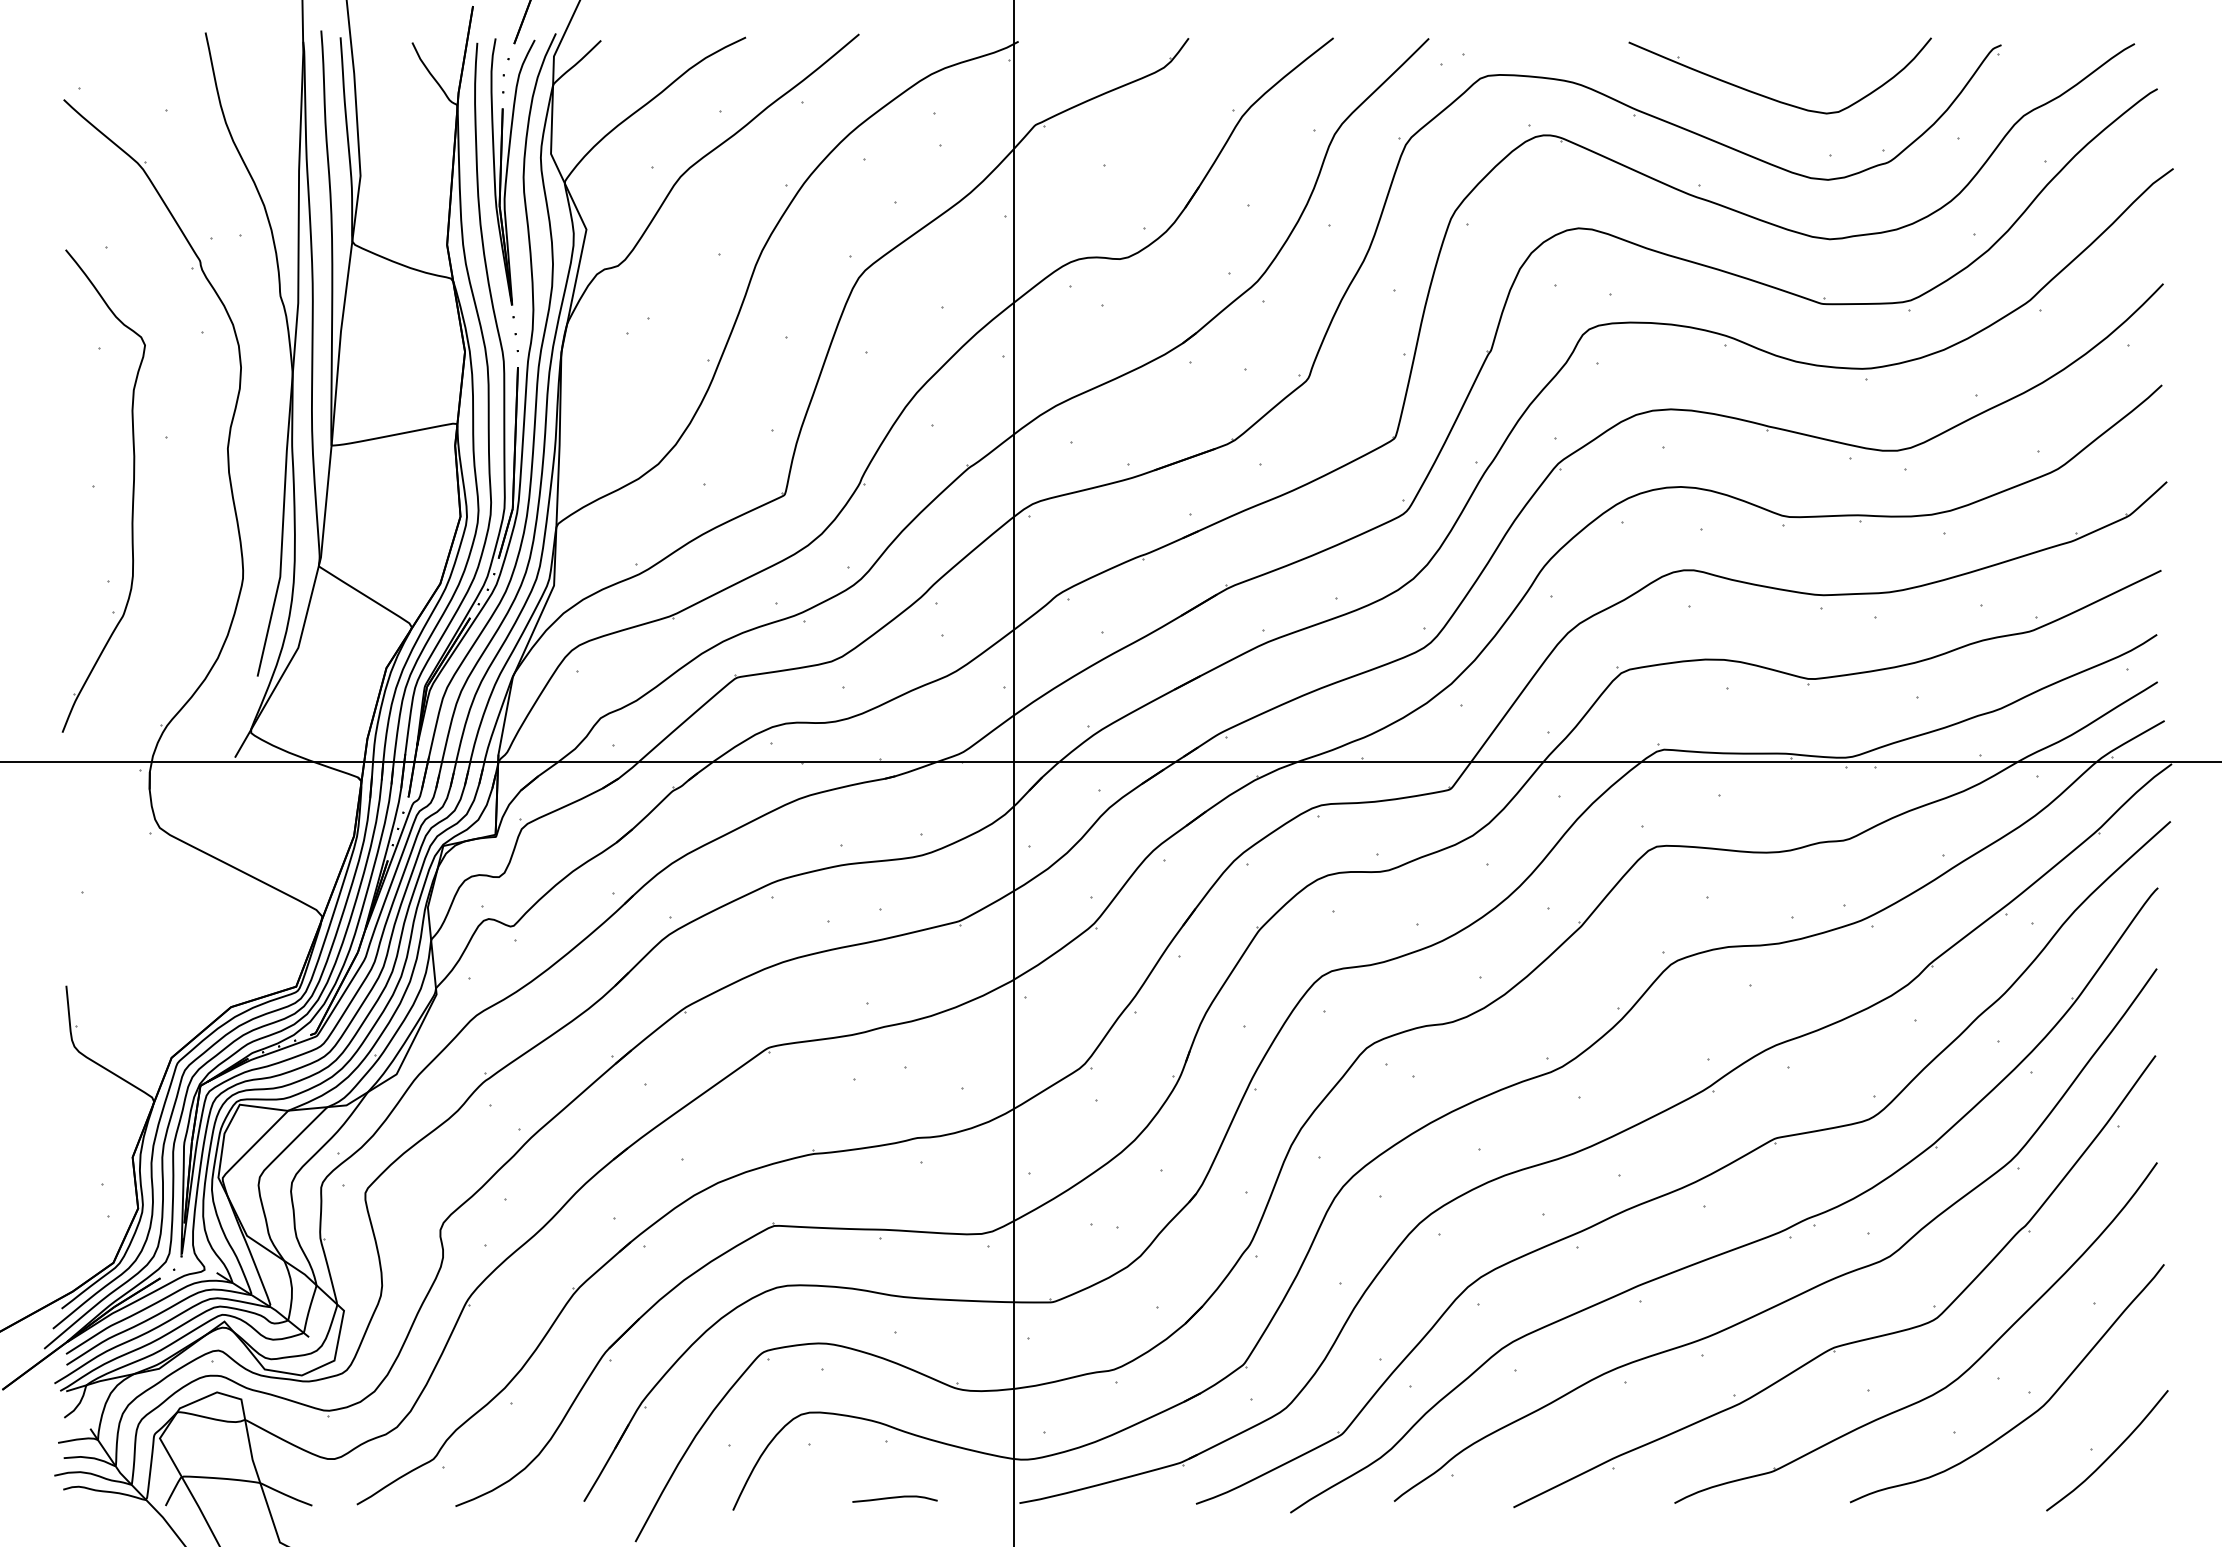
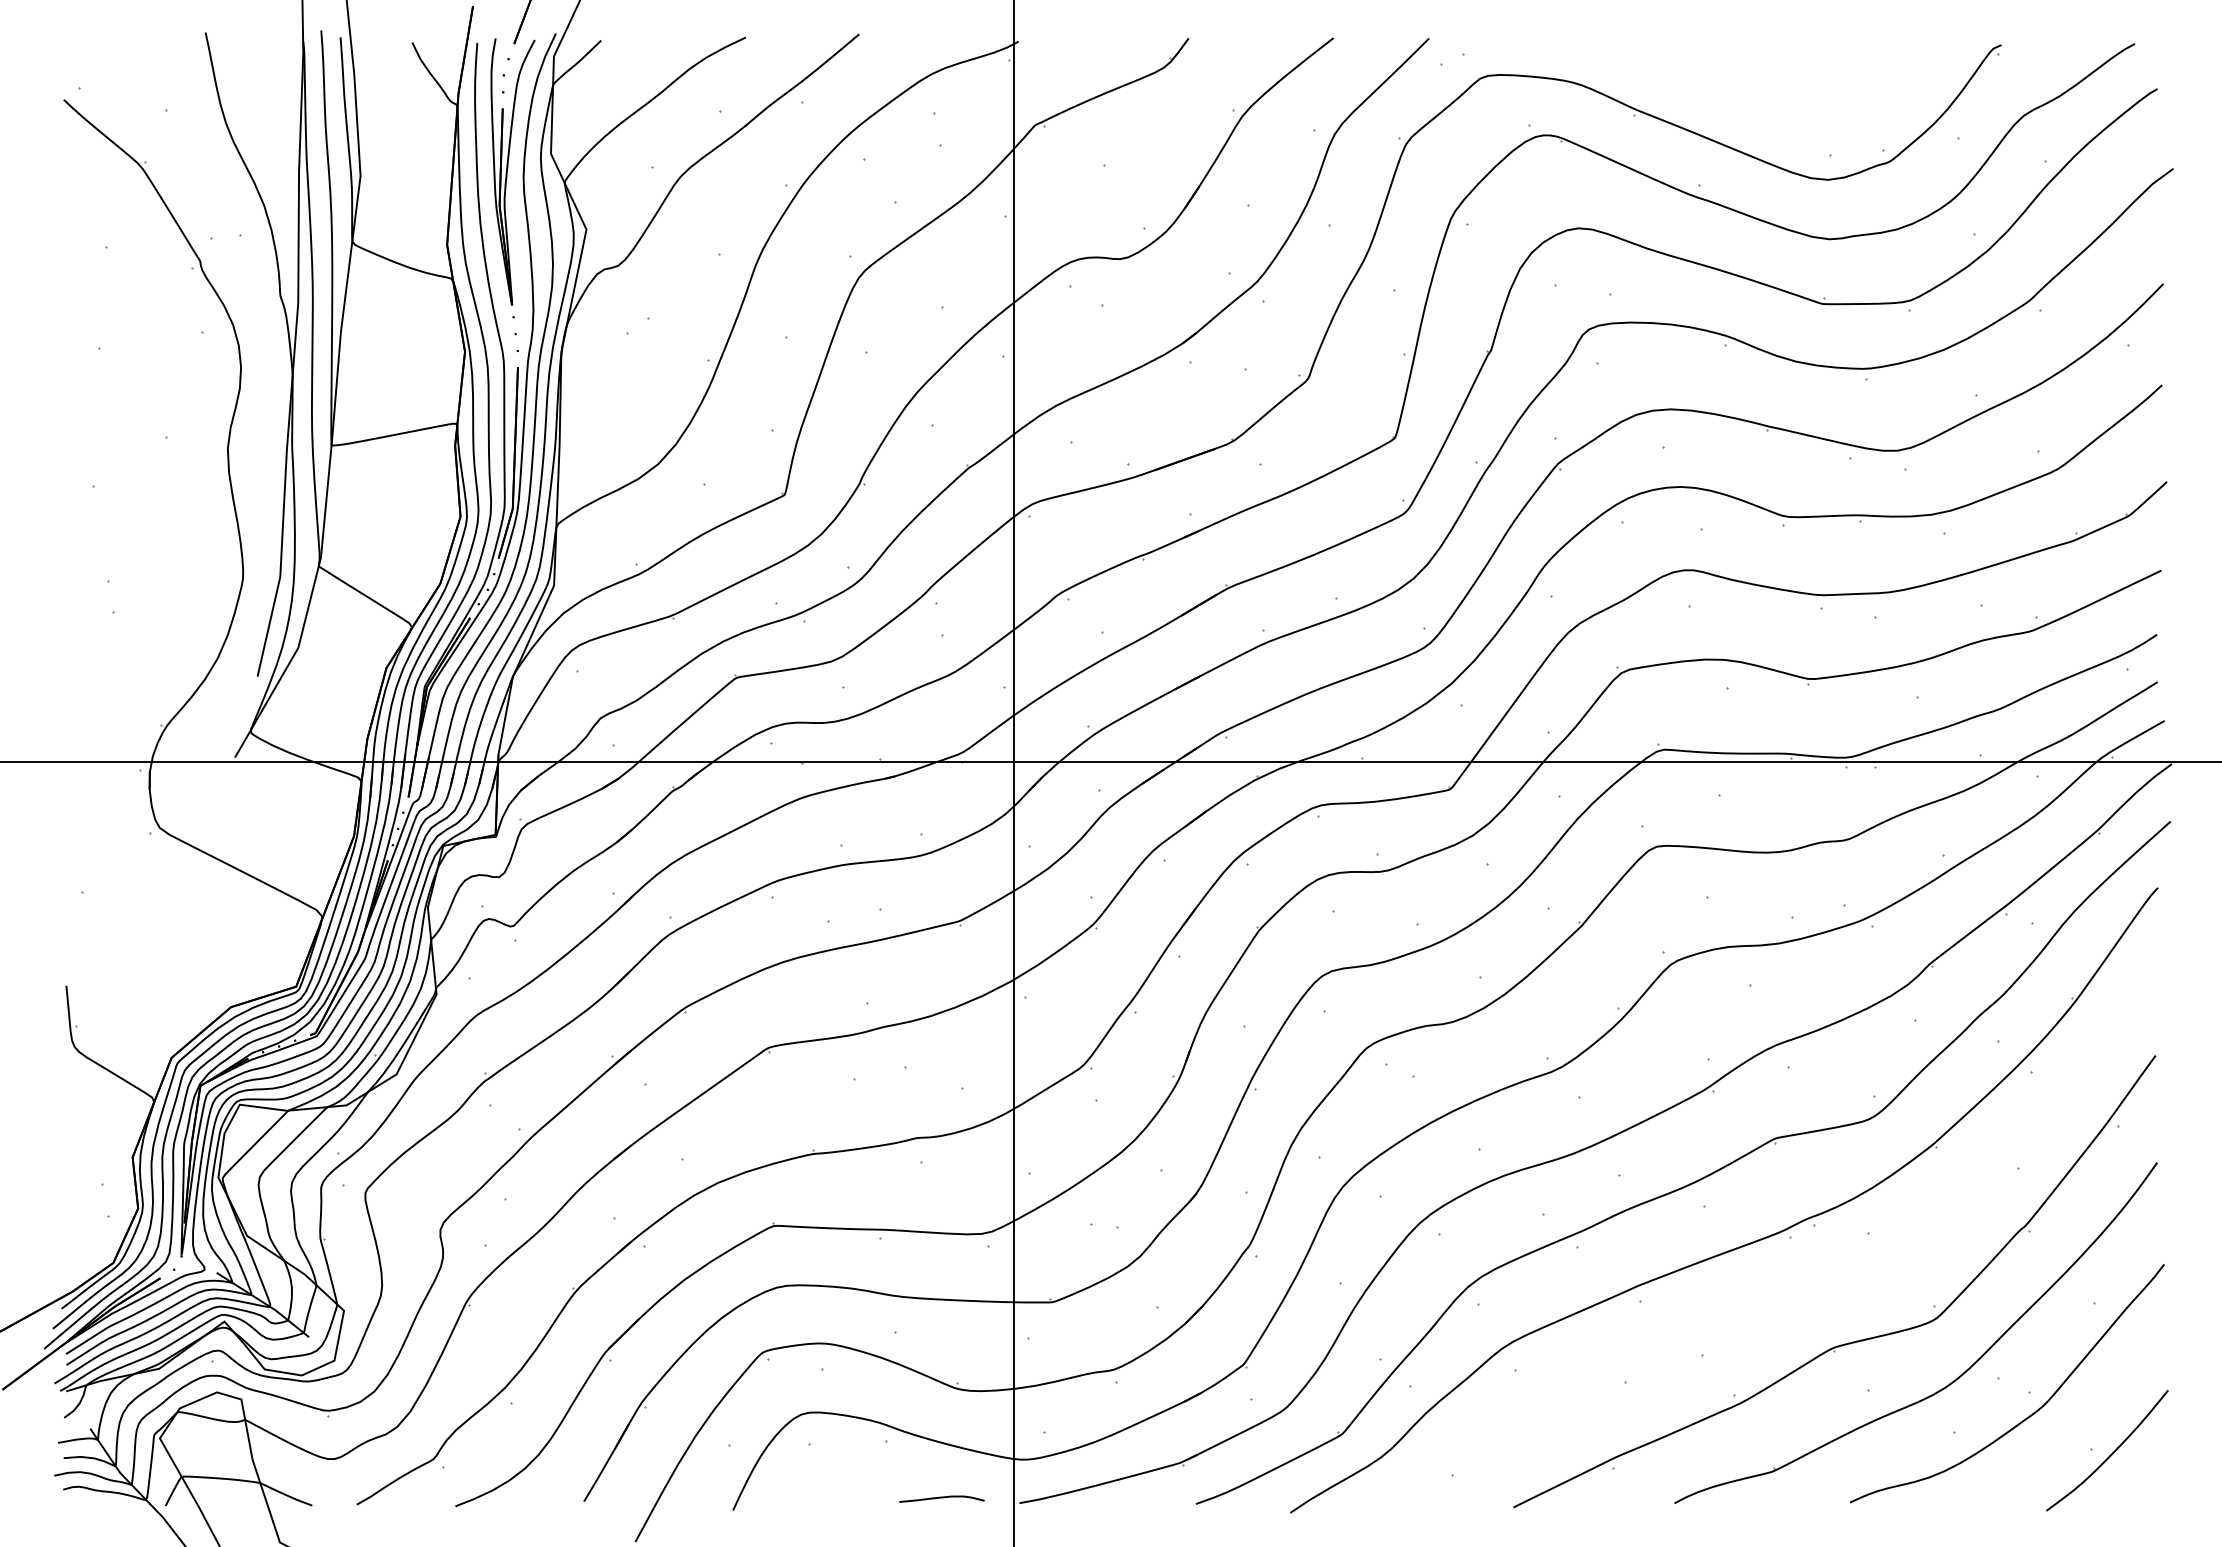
part: present -> none (1770, 97)
part: present -> none (132, 490)
curve: present -> none (1803, 1291)
curve position: (894, 1498) -> (941, 1498) (941, 1498)
